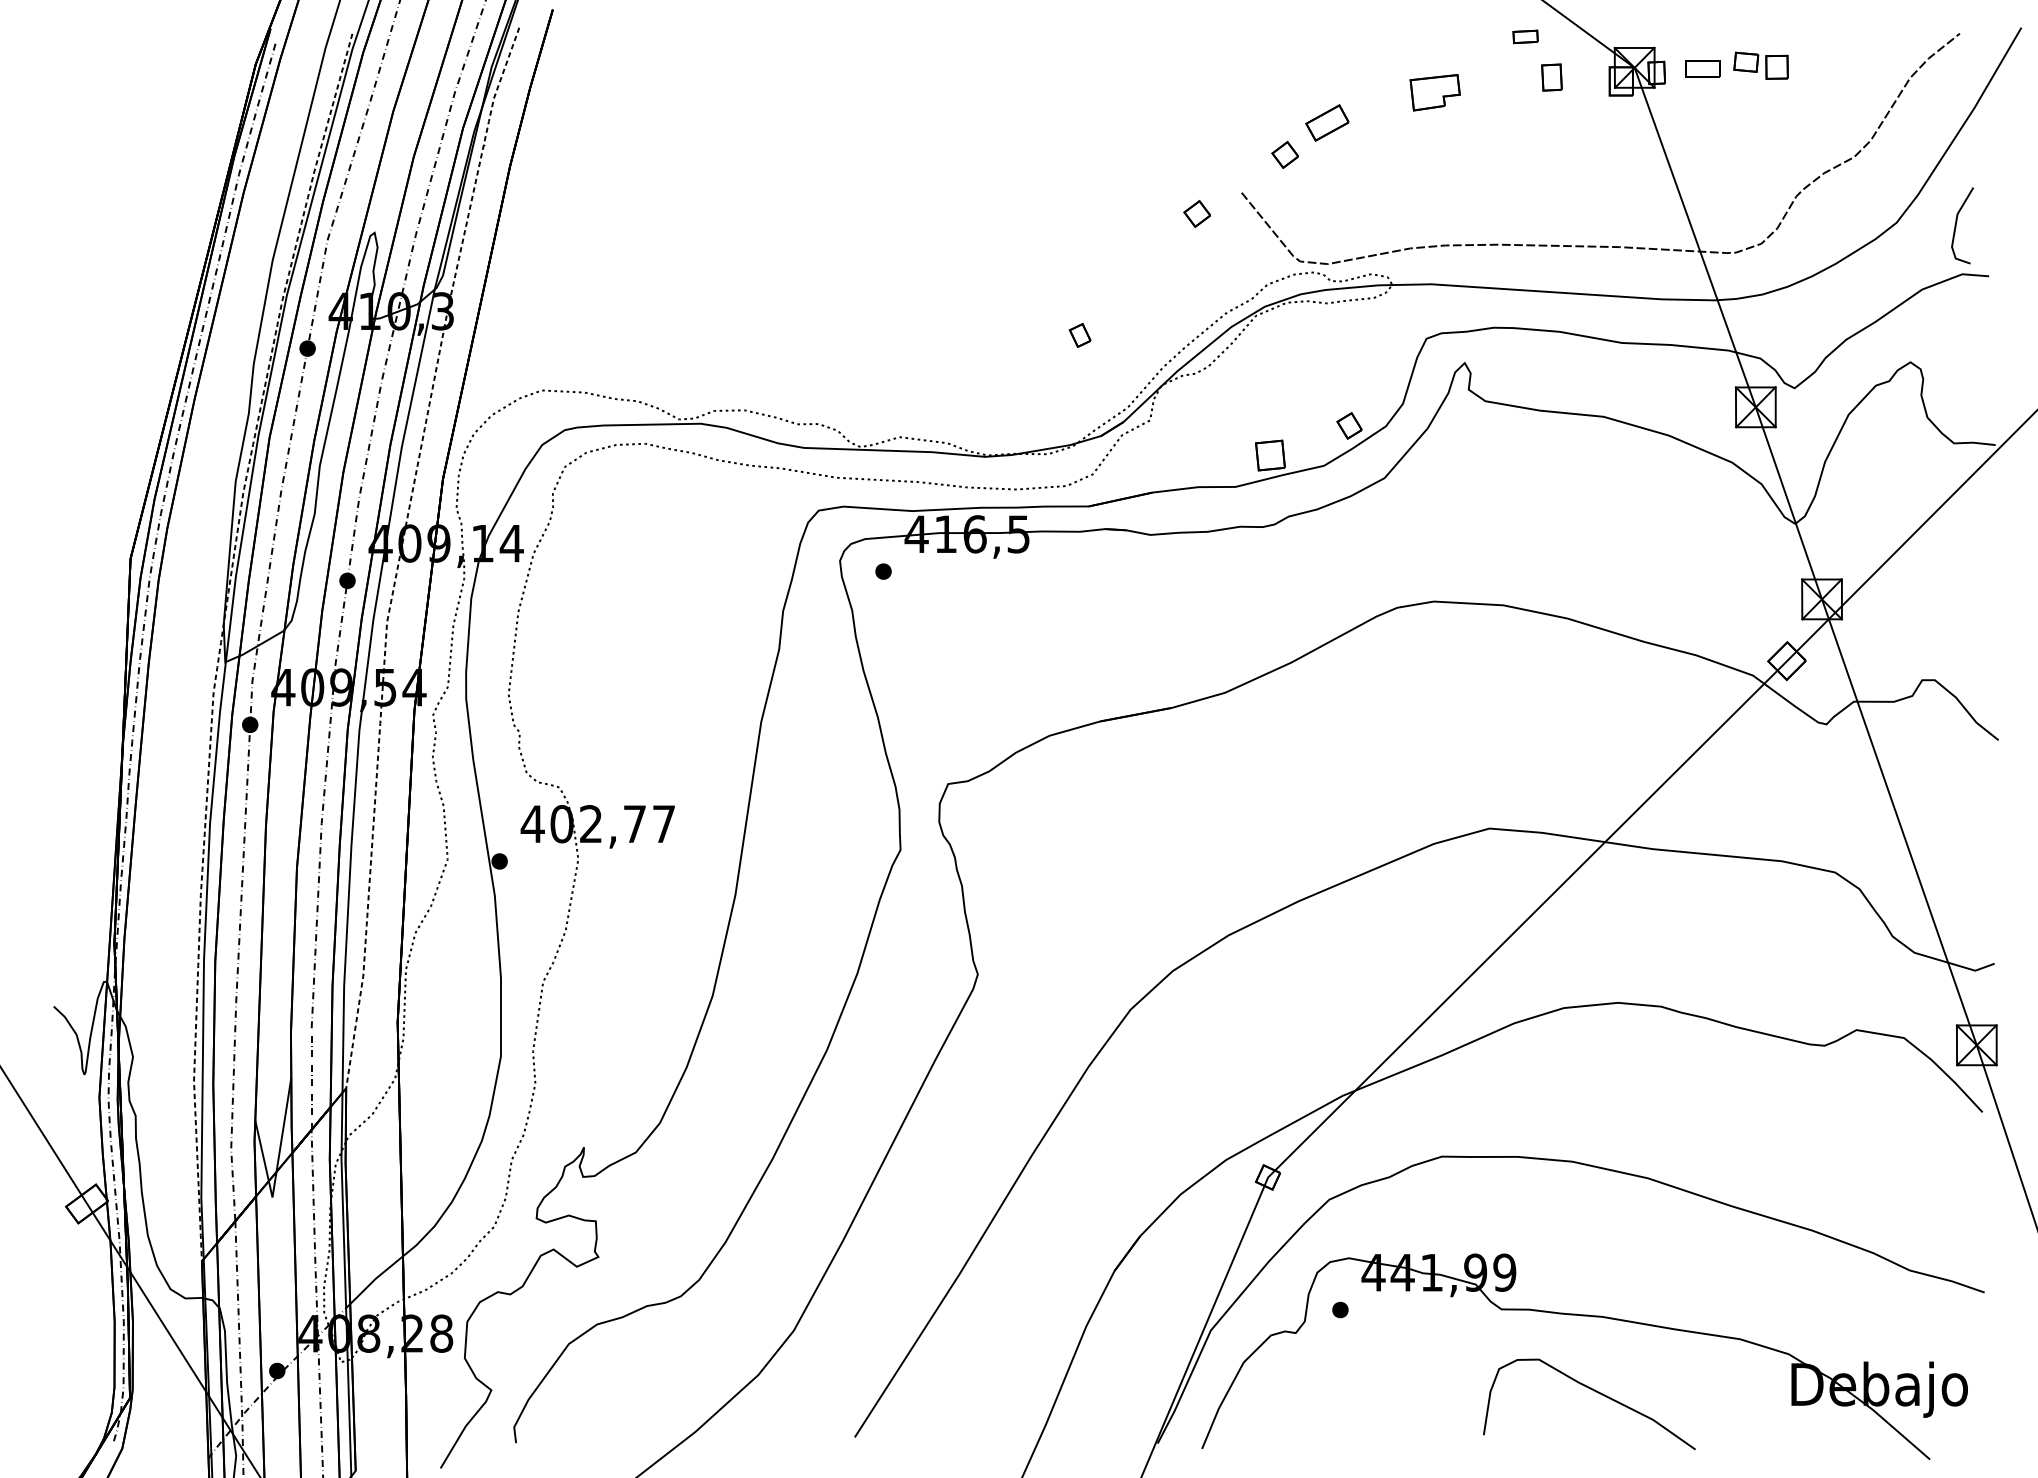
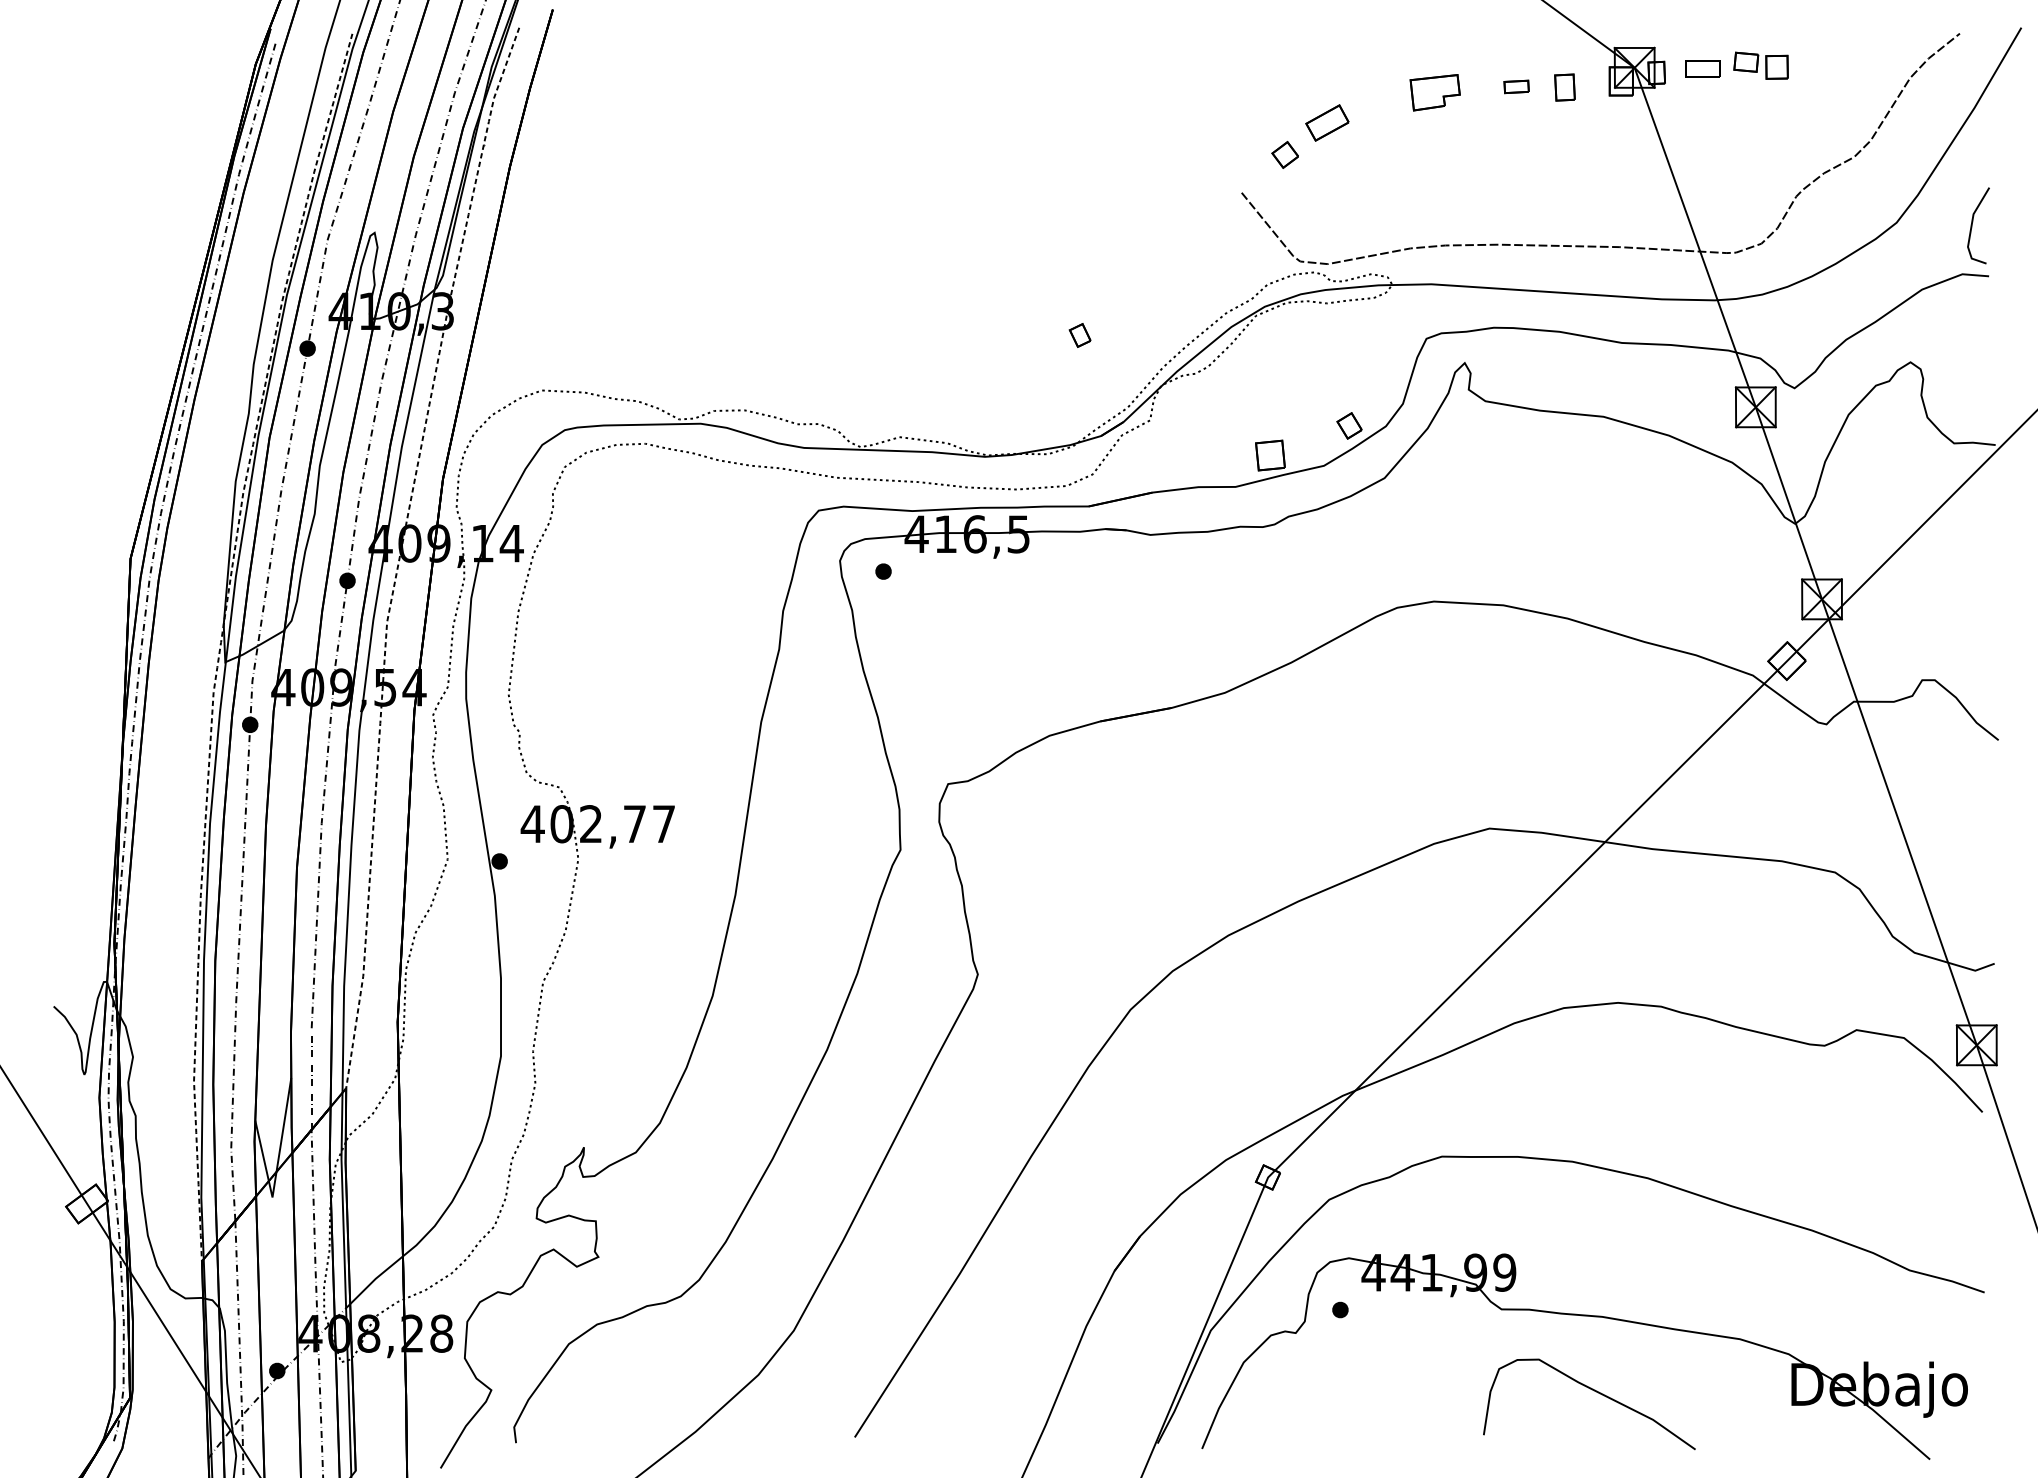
part position: (1525, 36) -> (1516, 86) (1516, 86)
part position: (1551, 77) -> (1564, 87) (1564, 87)
part: present -> none (1196, 213)
line position: (1957, 222) -> (1973, 222) (1973, 222)
